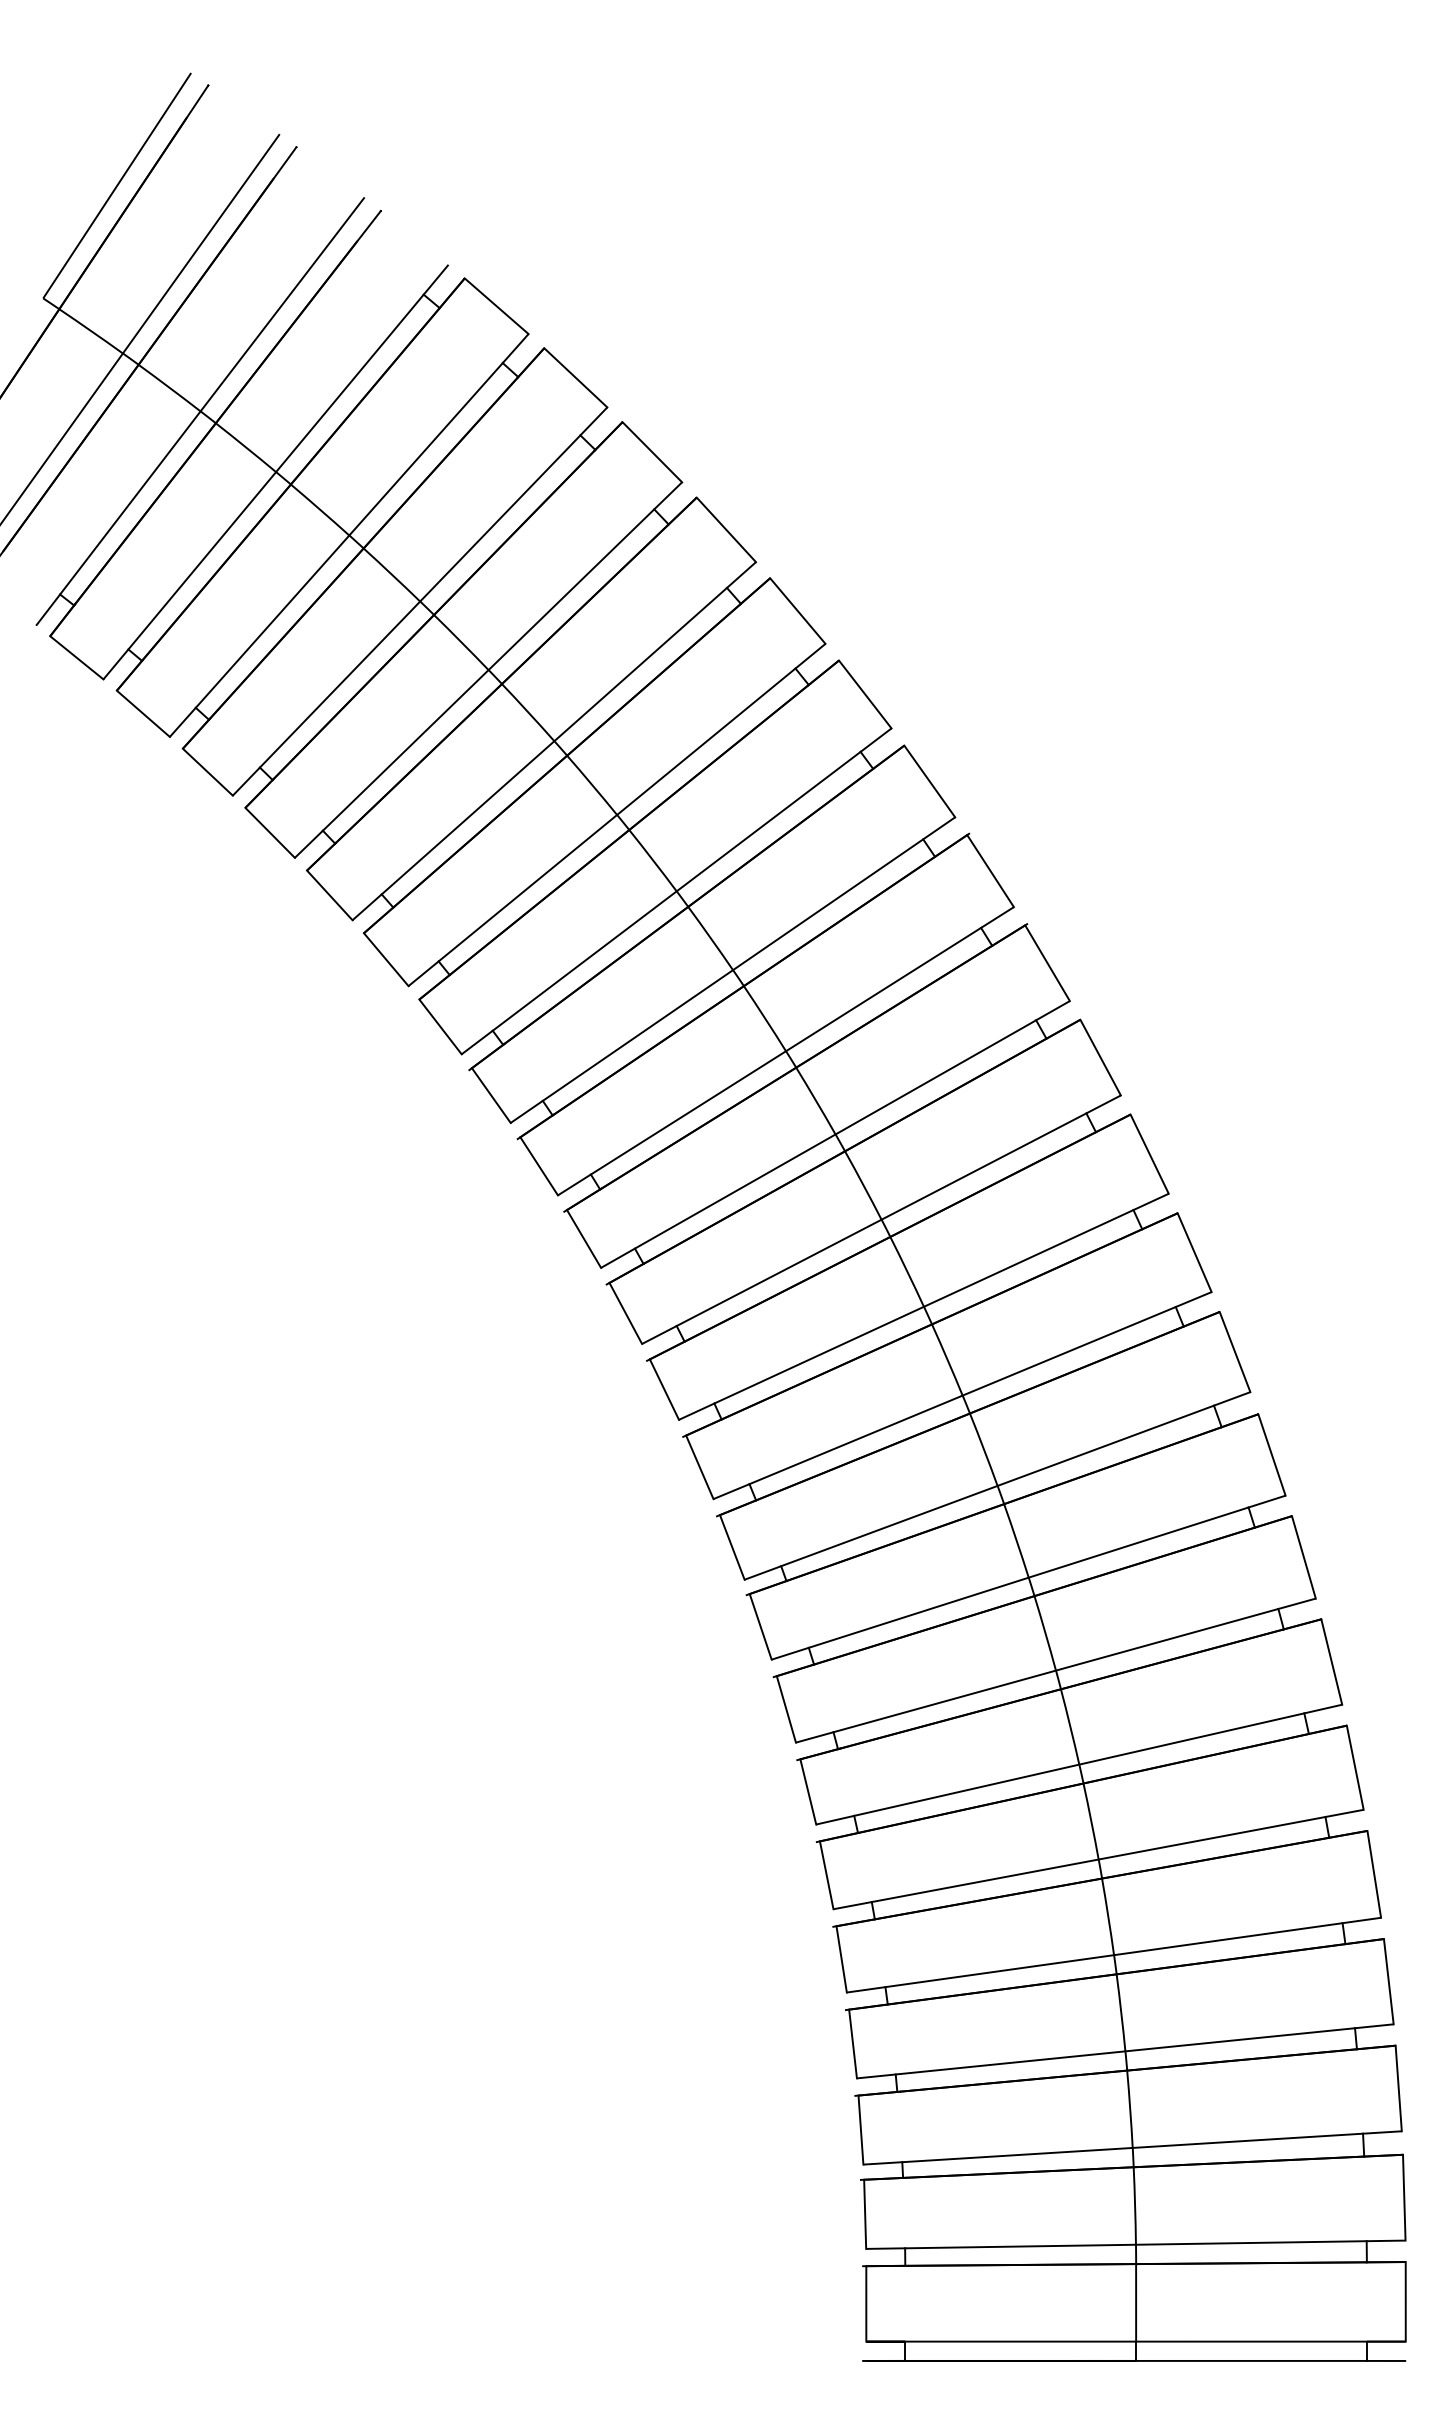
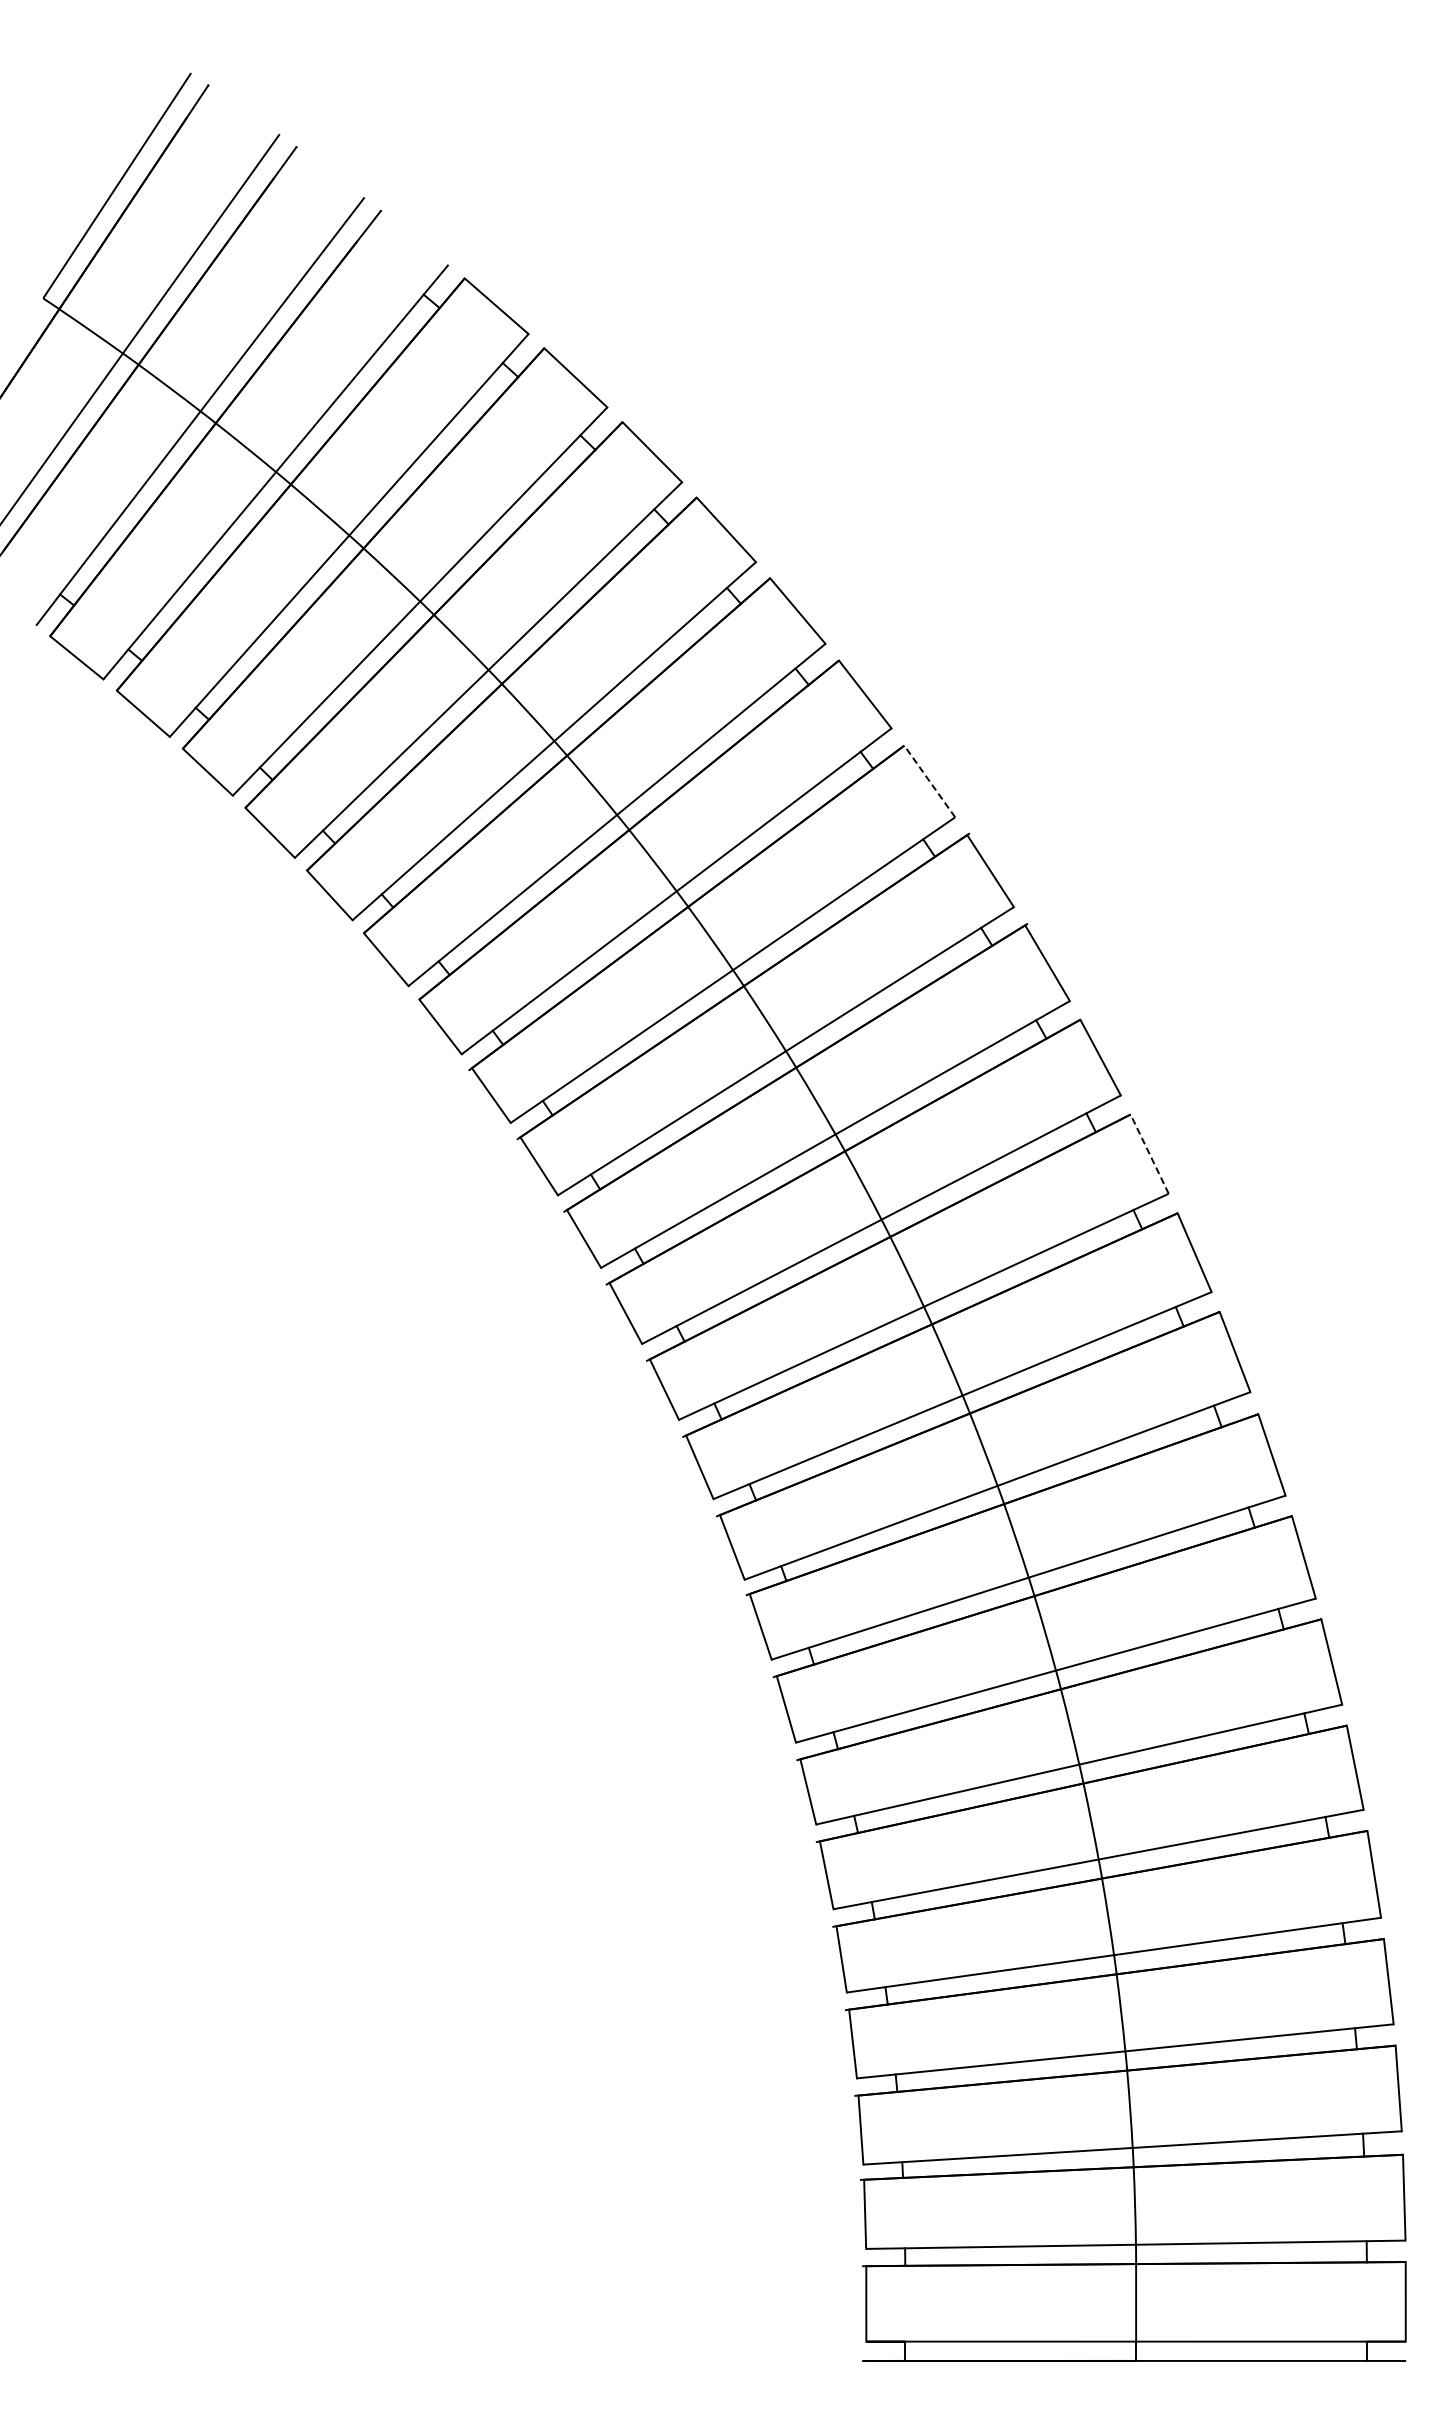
line: solid -> dashed (929, 781)
line: solid -> dashed (1149, 1154)
